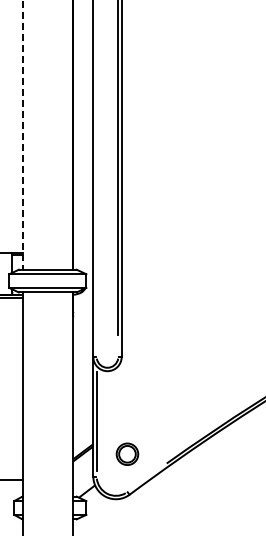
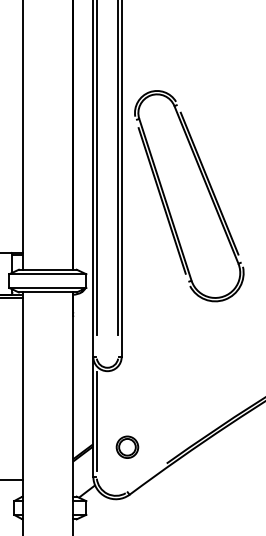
line: dashed -> solid (22, 135)
line: none -> present (96, 168)
part: none -> present (189, 196)
part position: (127, 453) -> (127, 446) (127, 446)
